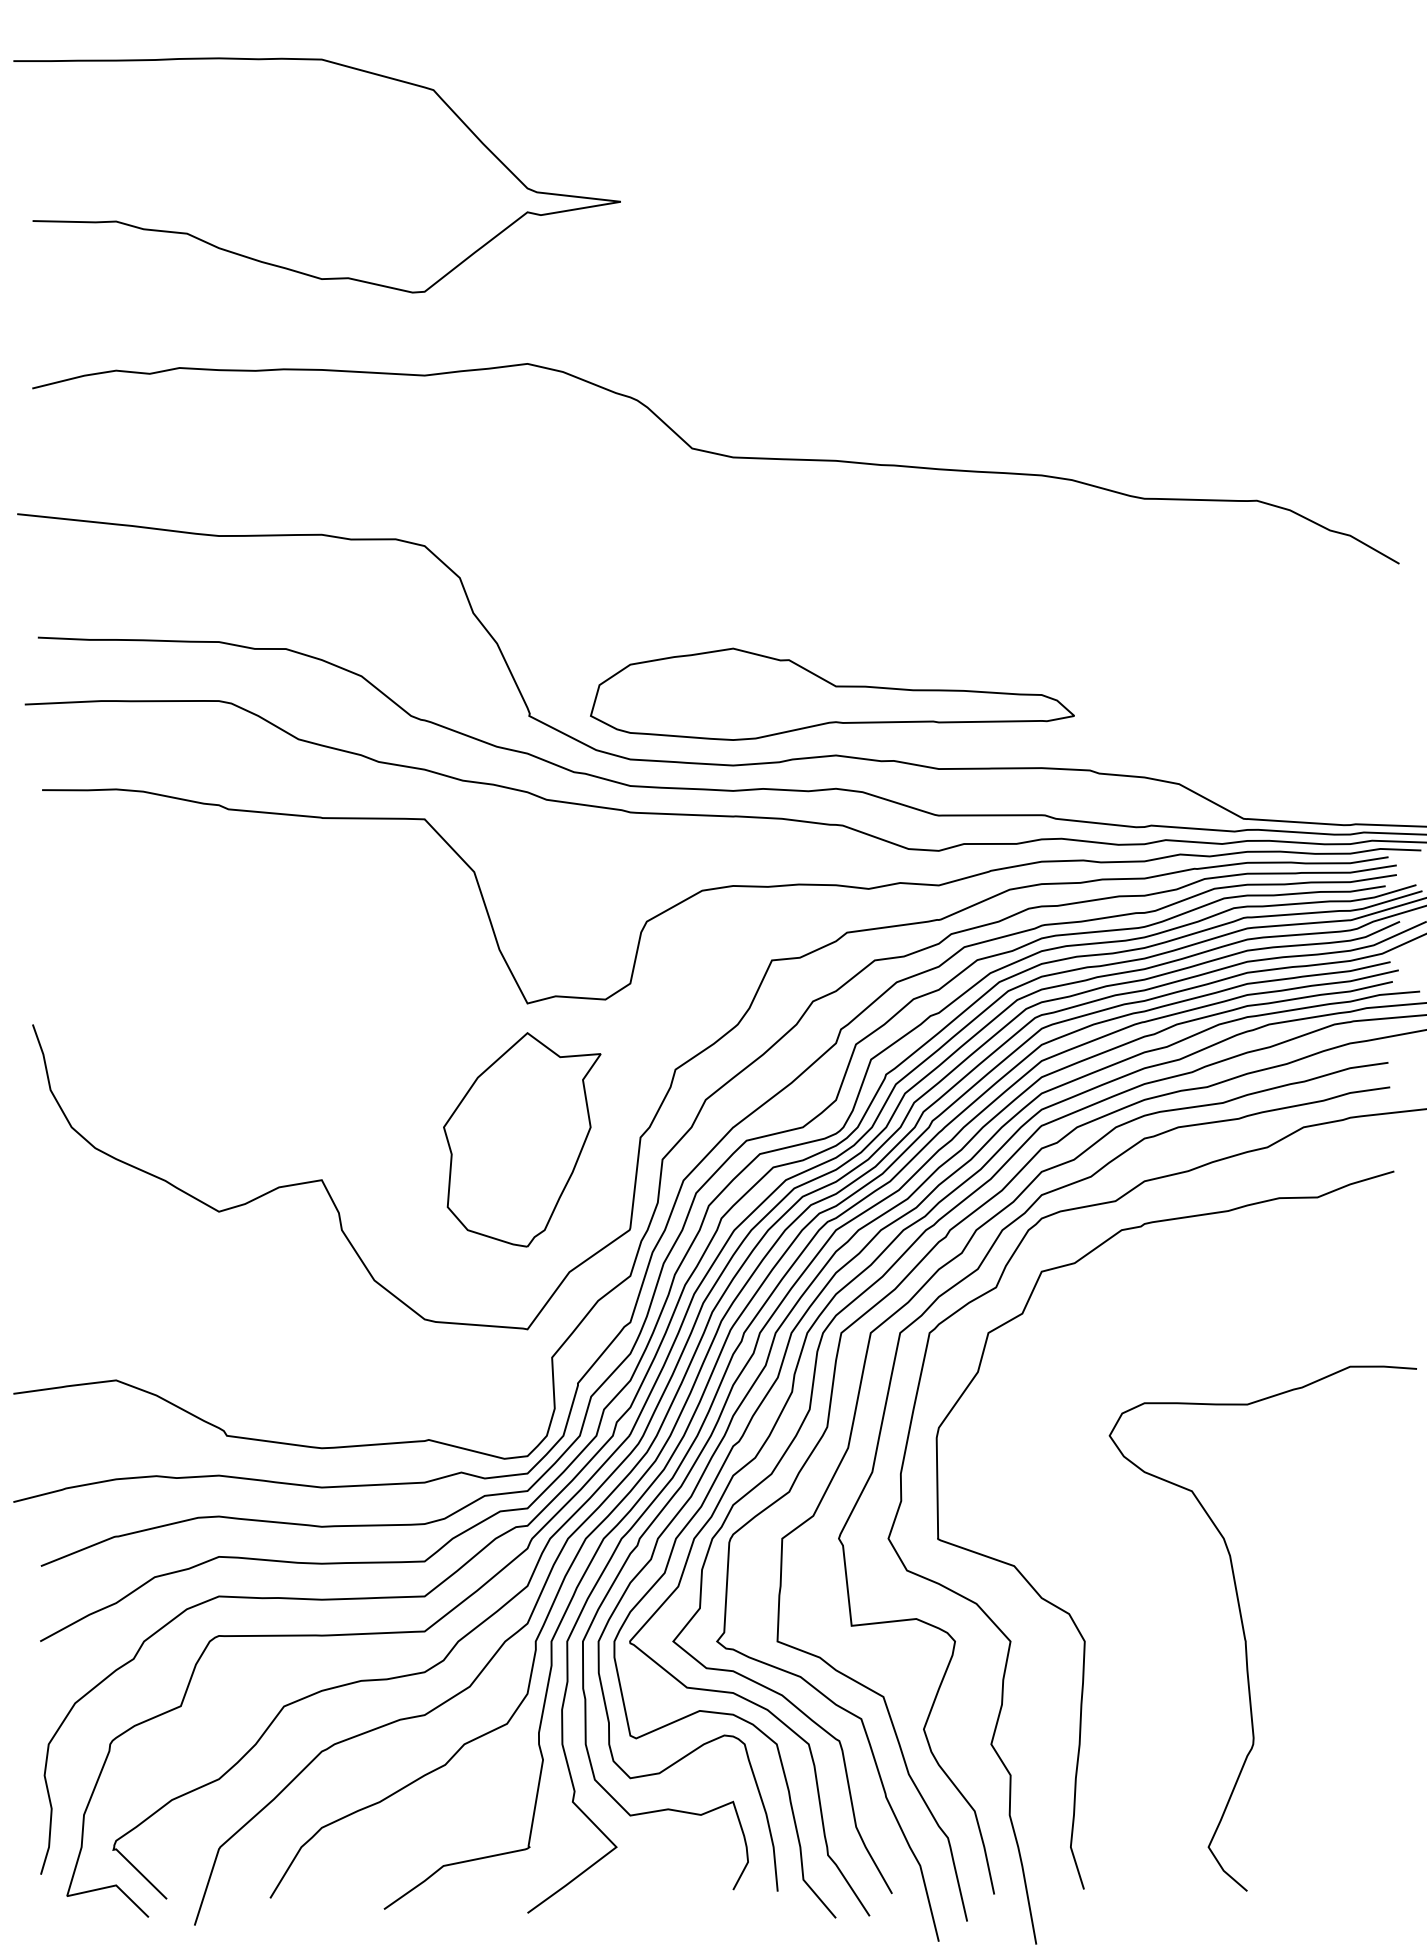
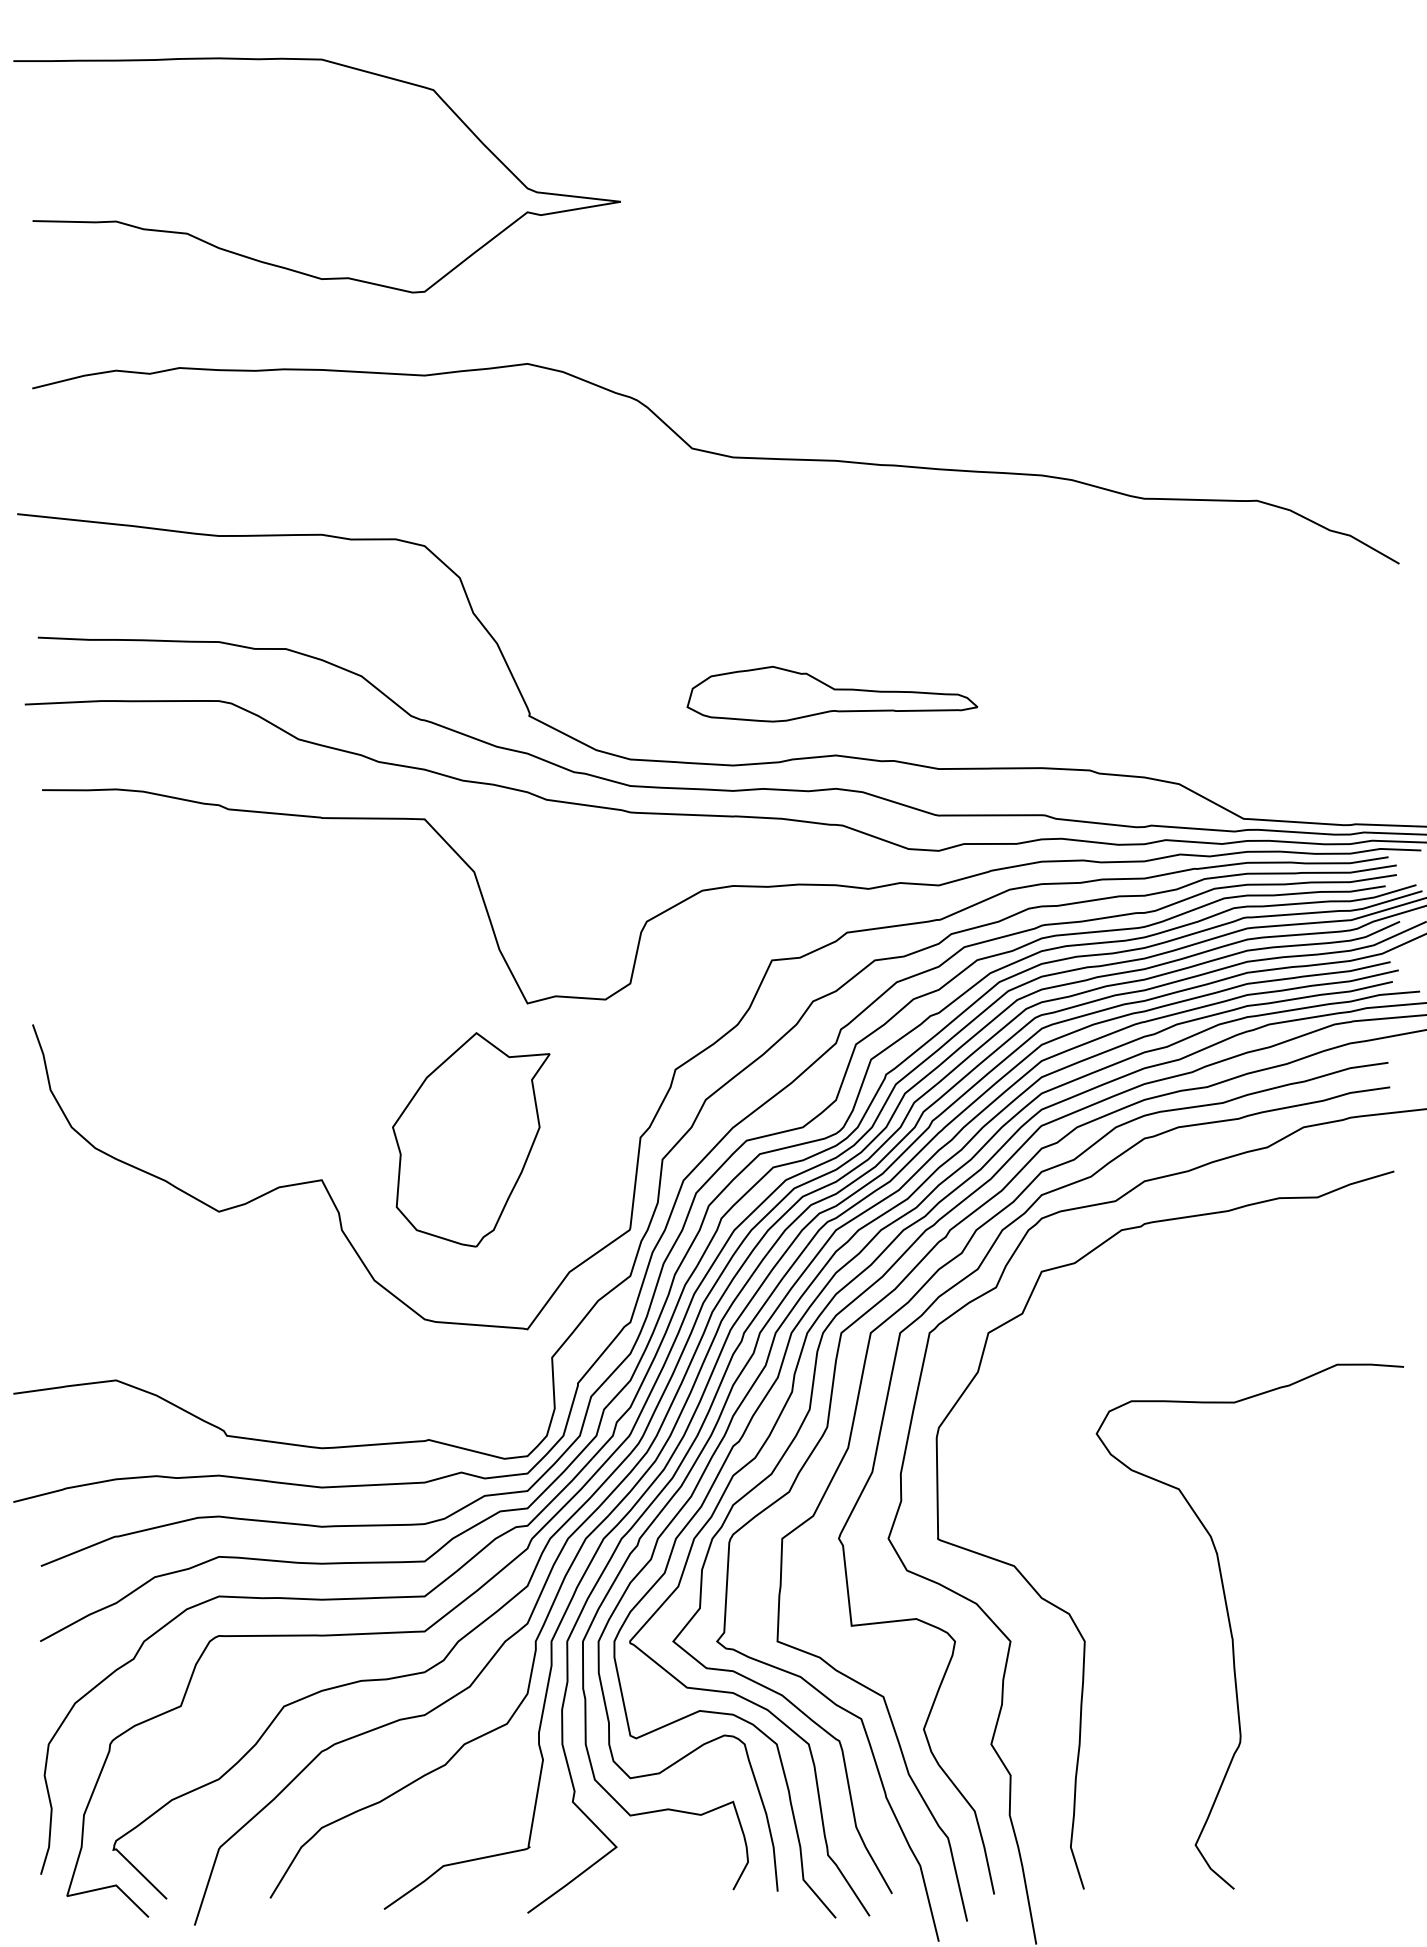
part size: 485x94 px -> 293x58 px (832, 693)
part position: (522, 1139) -> (471, 1139) (471, 1139)
curve position: (1244, 1628) -> (1231, 1626) (1231, 1626)
